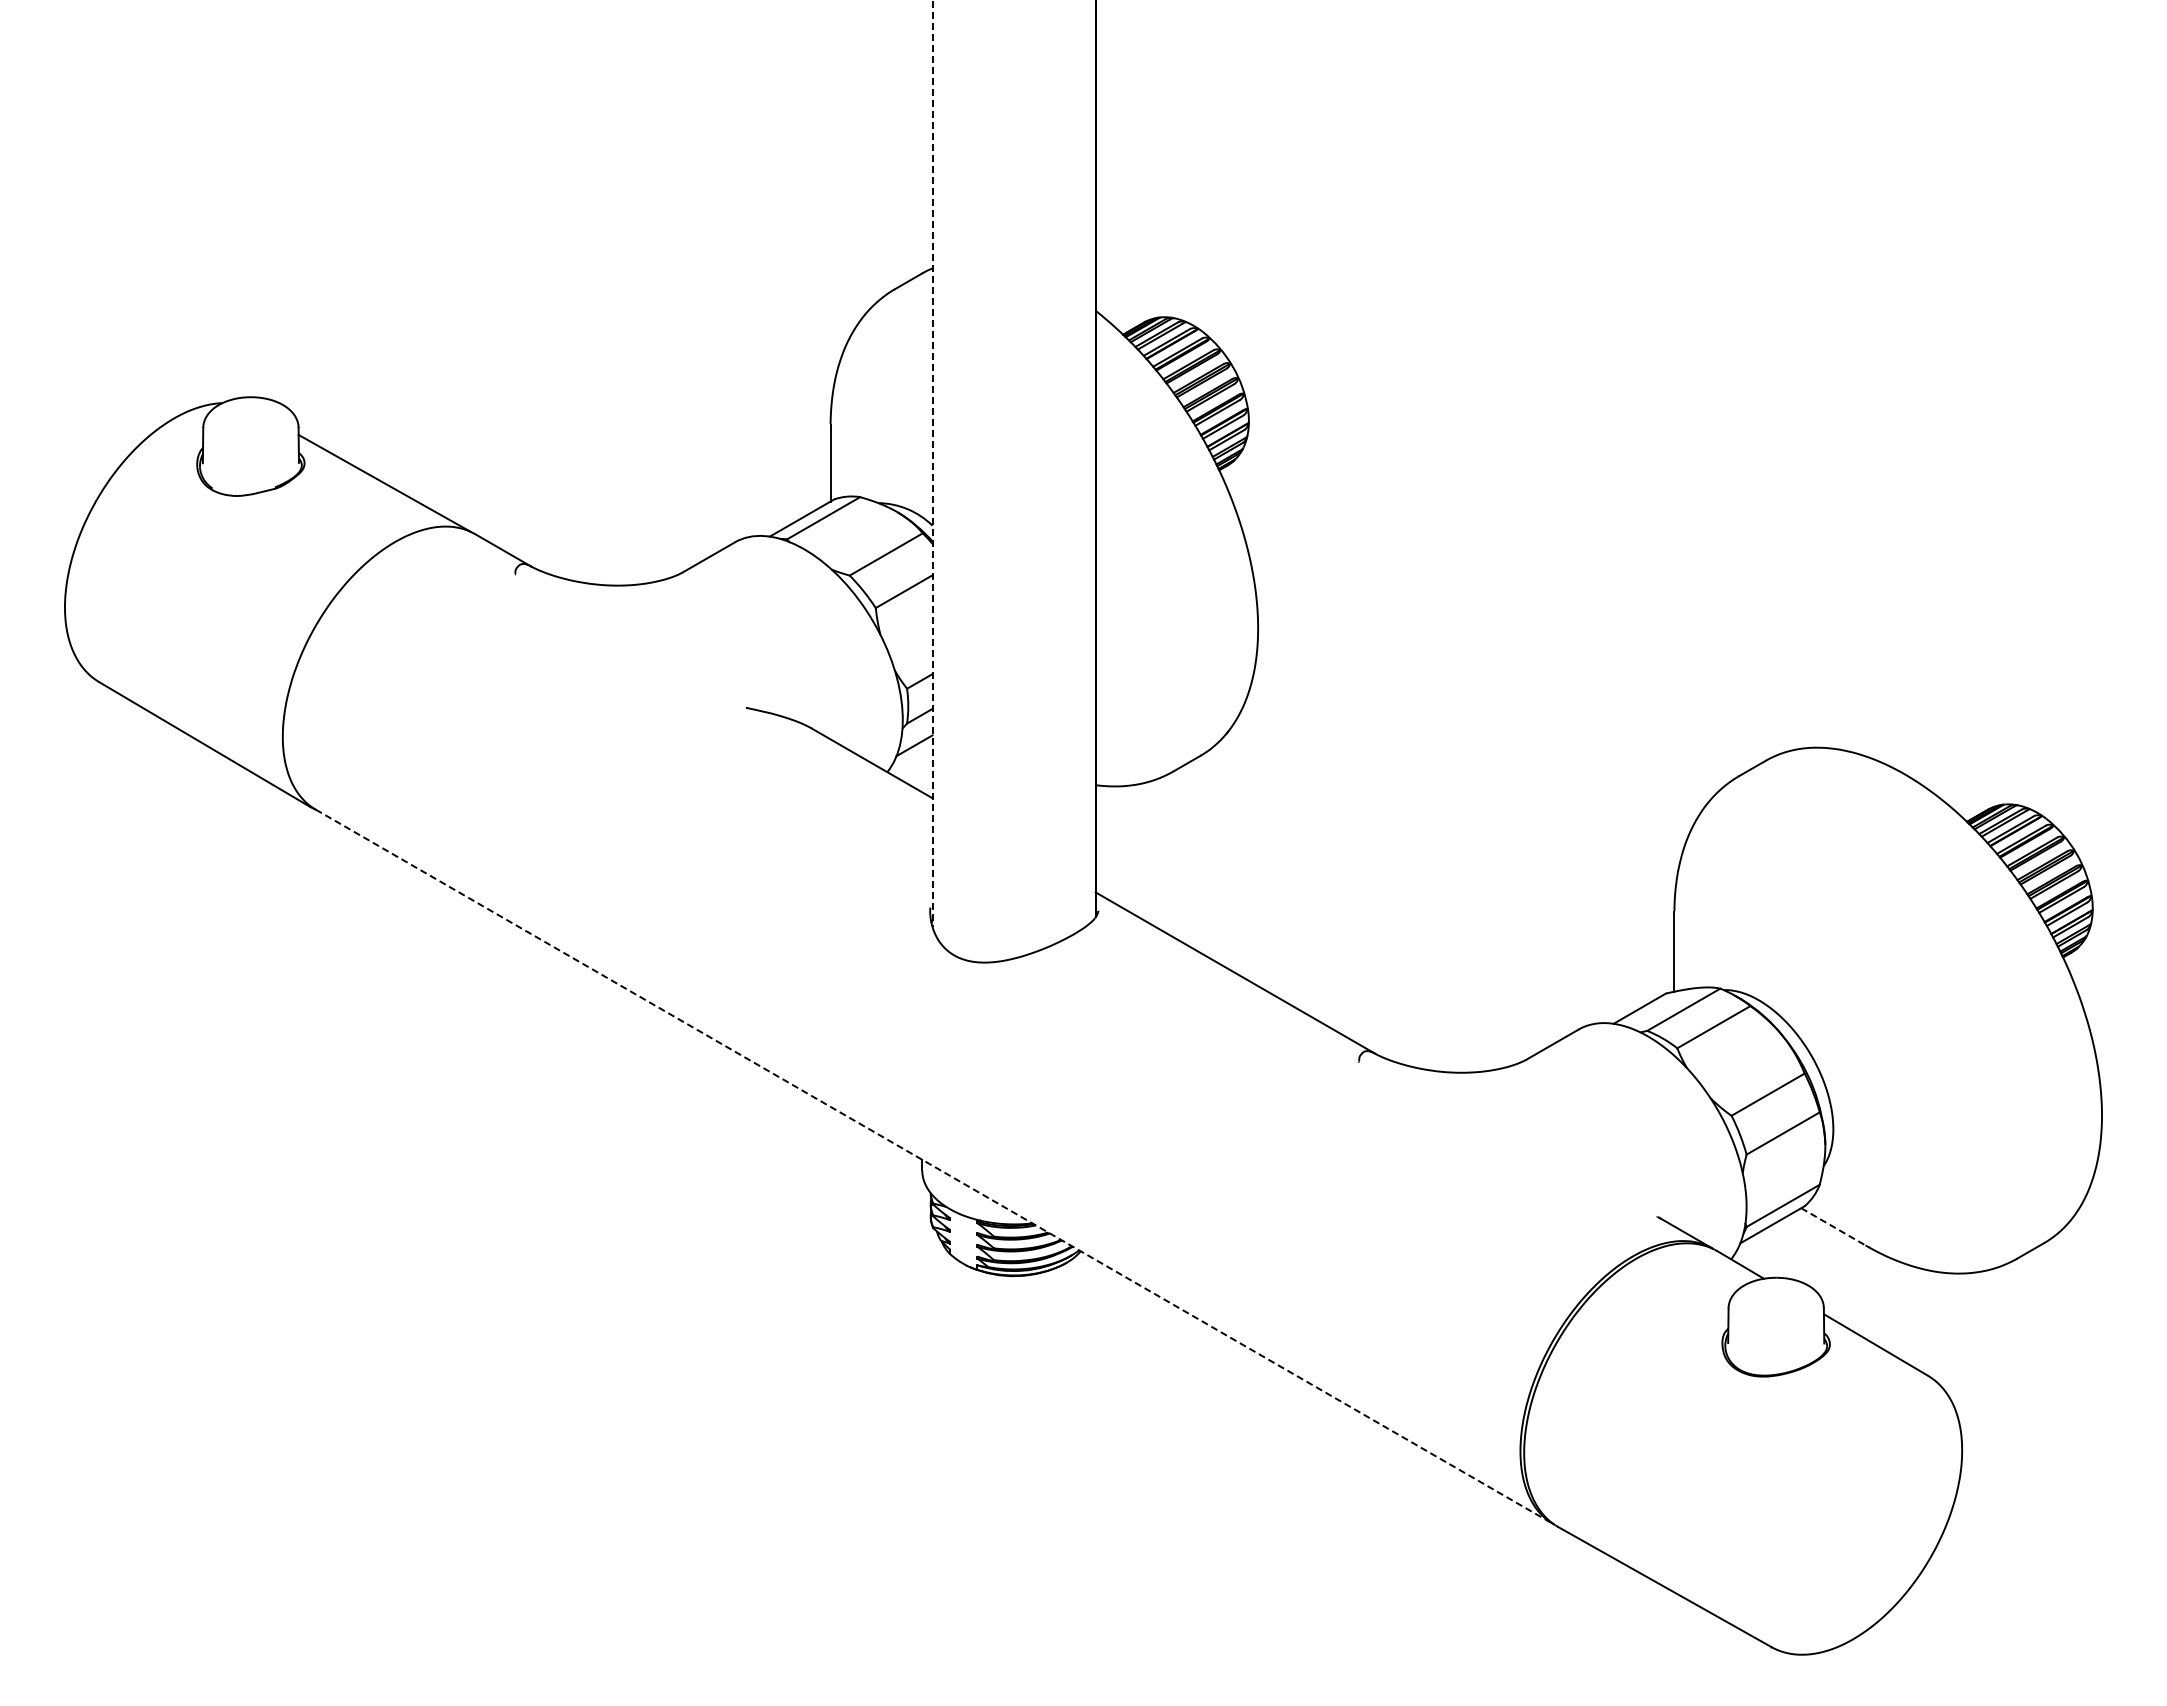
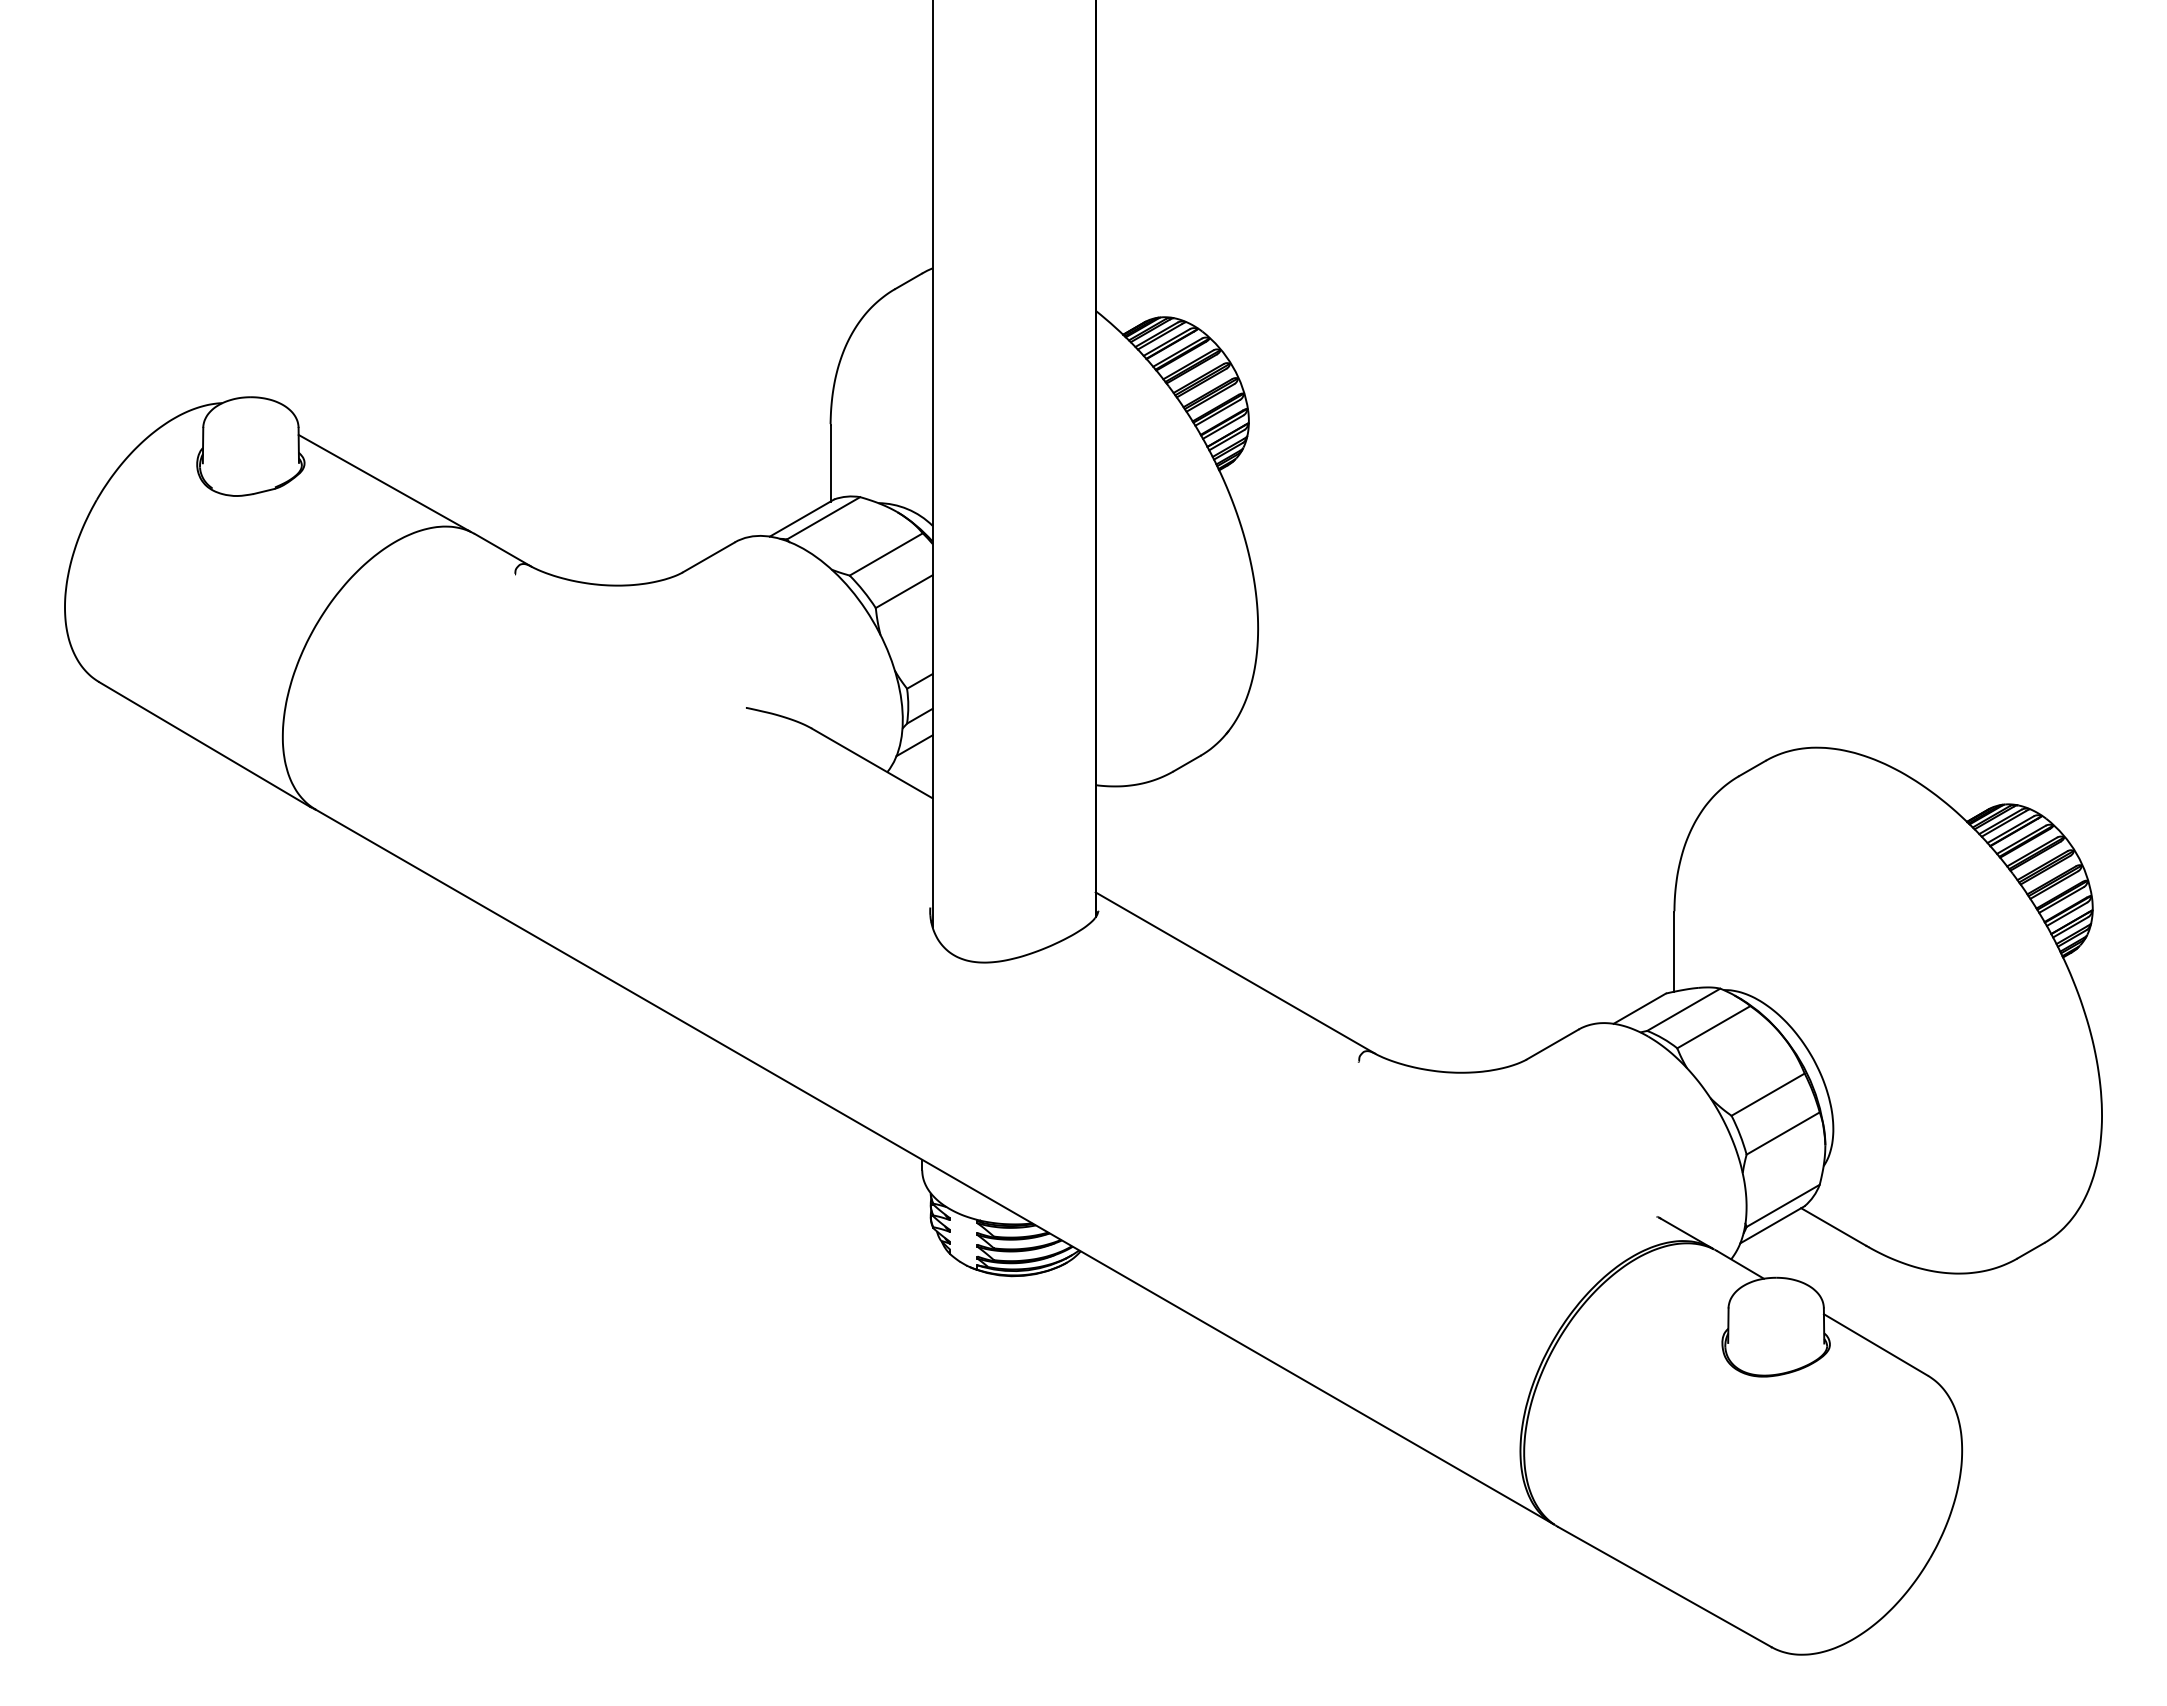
line: dashed -> solid (932, 464)
line: dashed -> solid (934, 1166)
line: dashed -> solid (1833, 1227)
